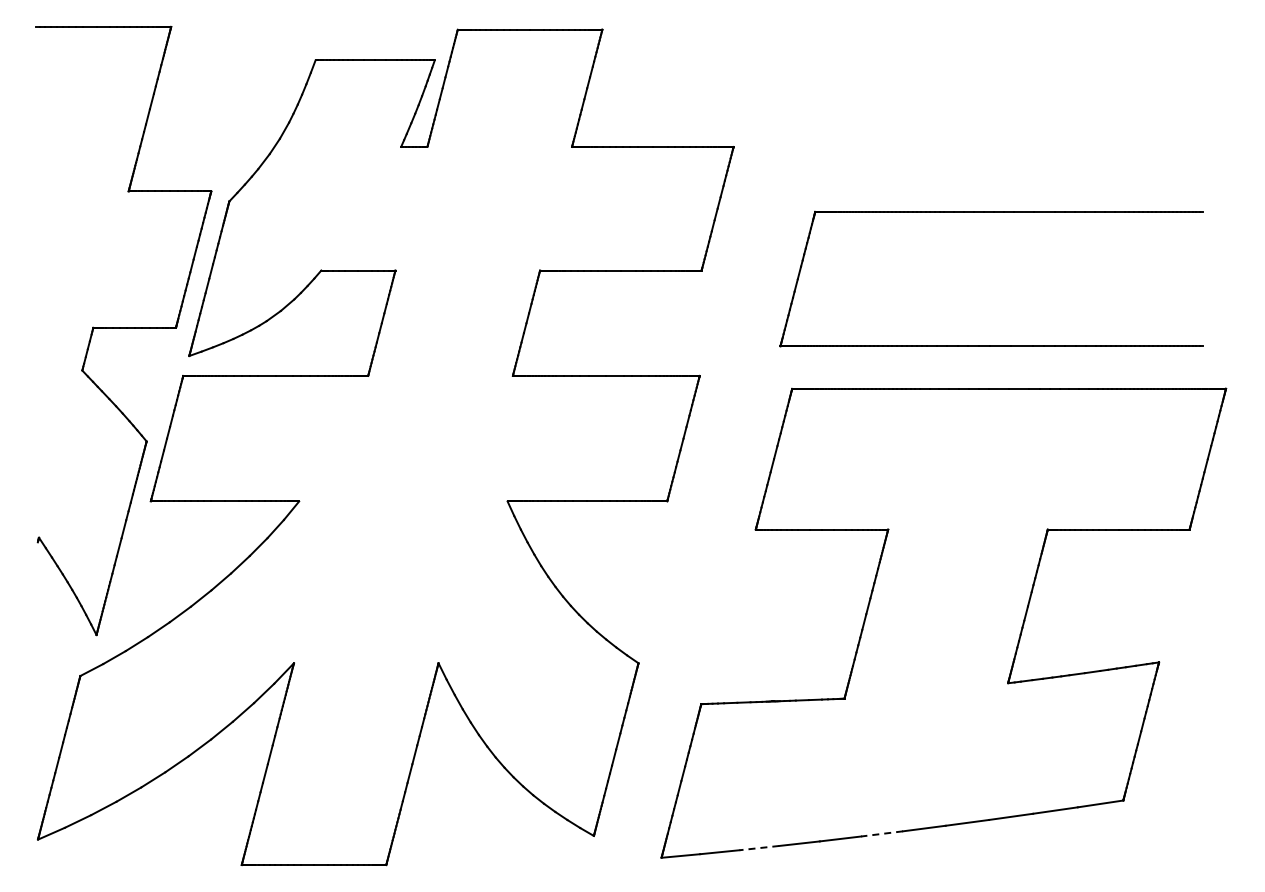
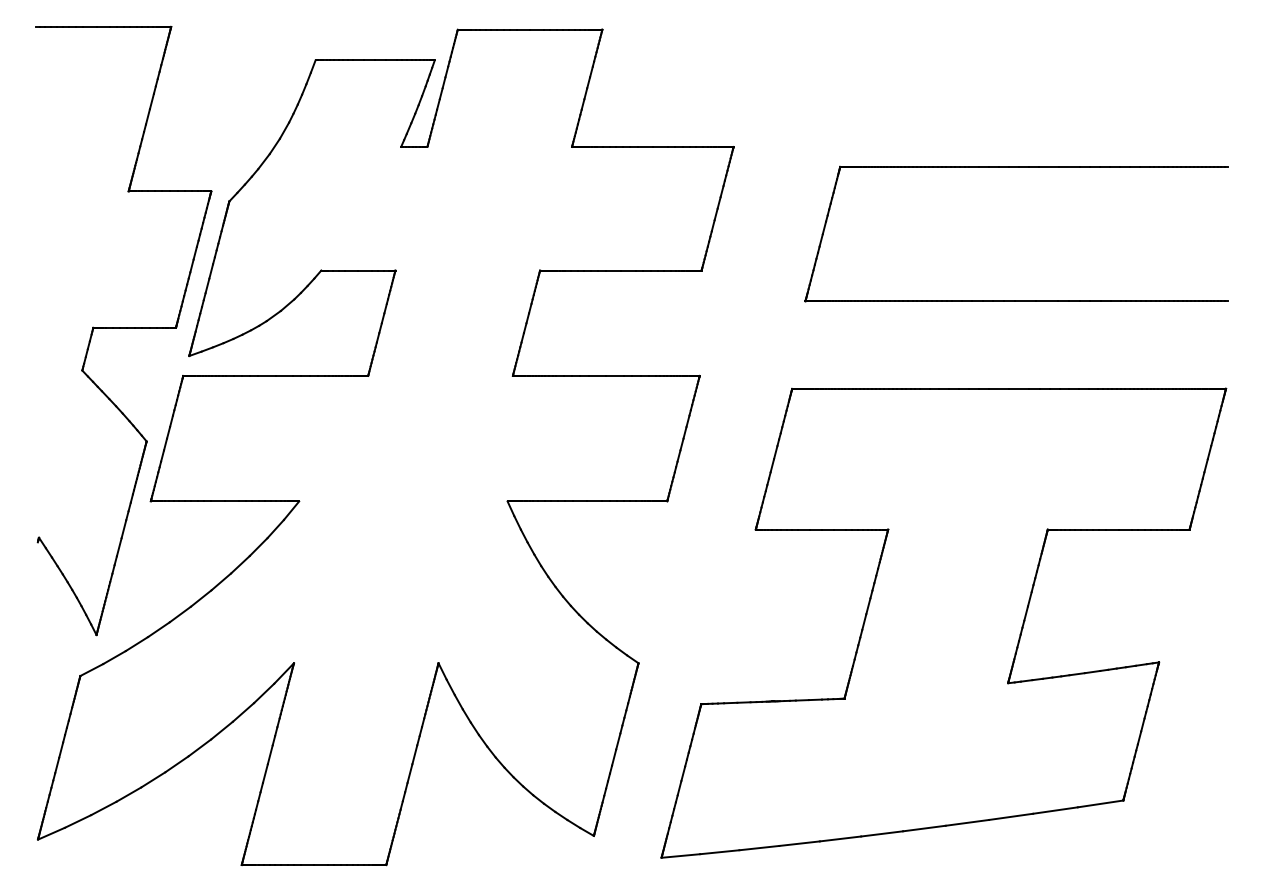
part position: (991, 212) -> (1016, 167) (1016, 167)
line: dashed -> solid (881, 833)
line: dashed -> solid (758, 848)
